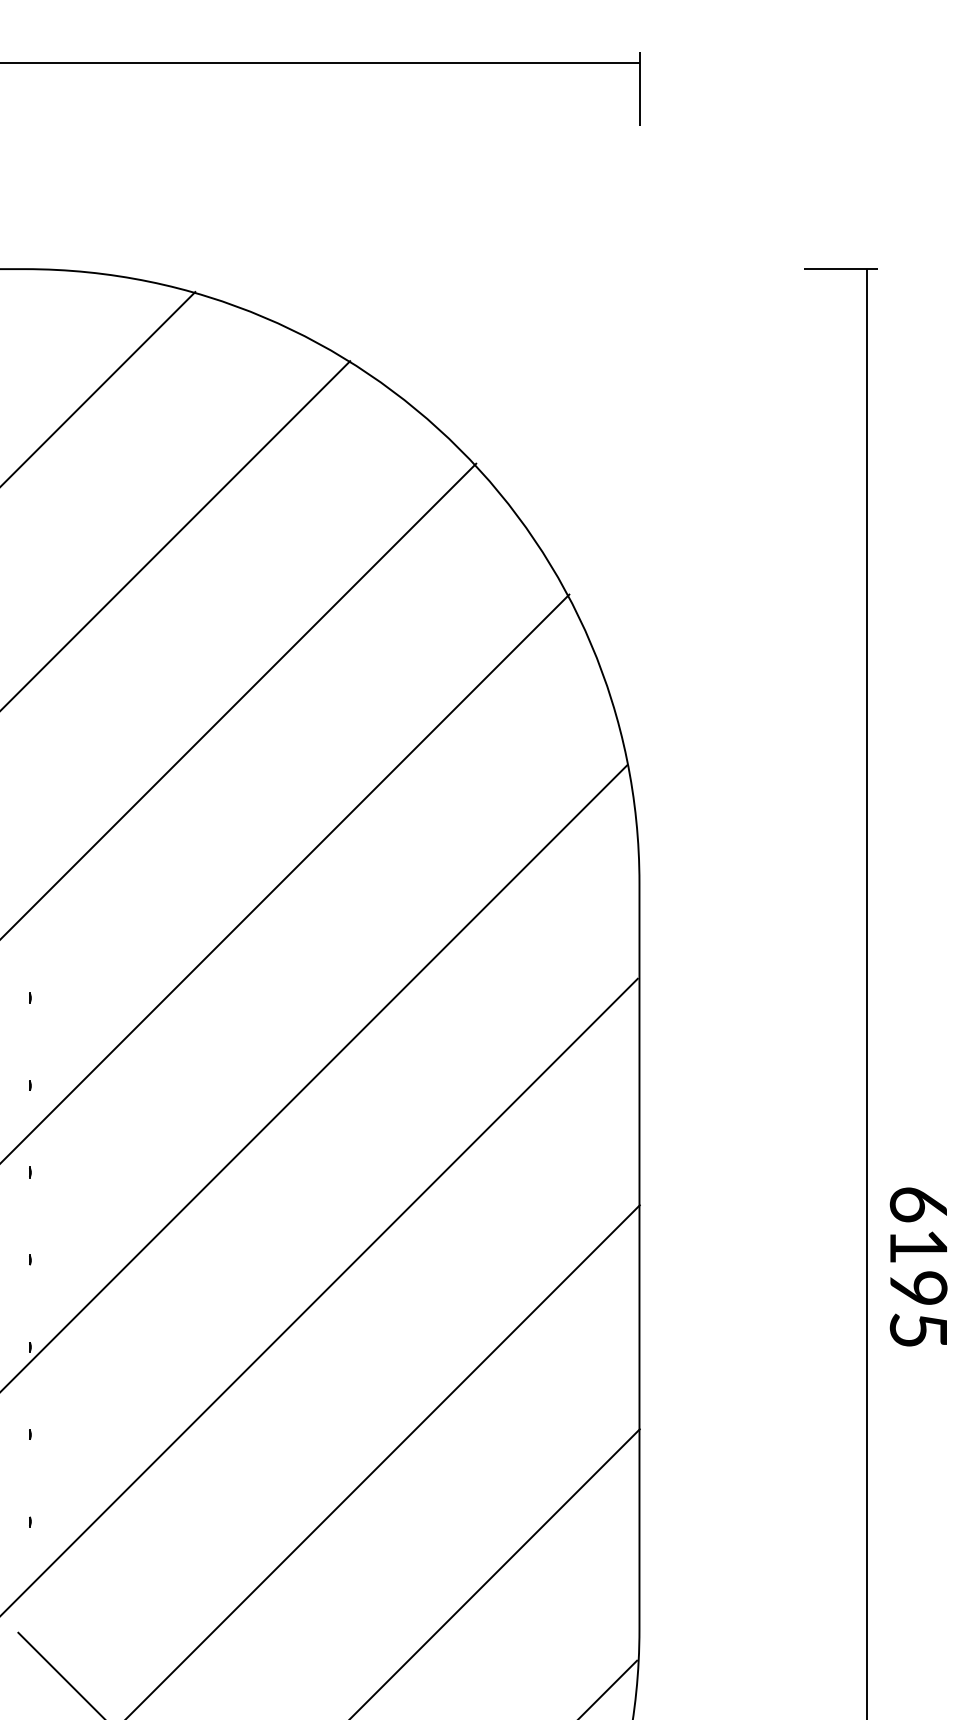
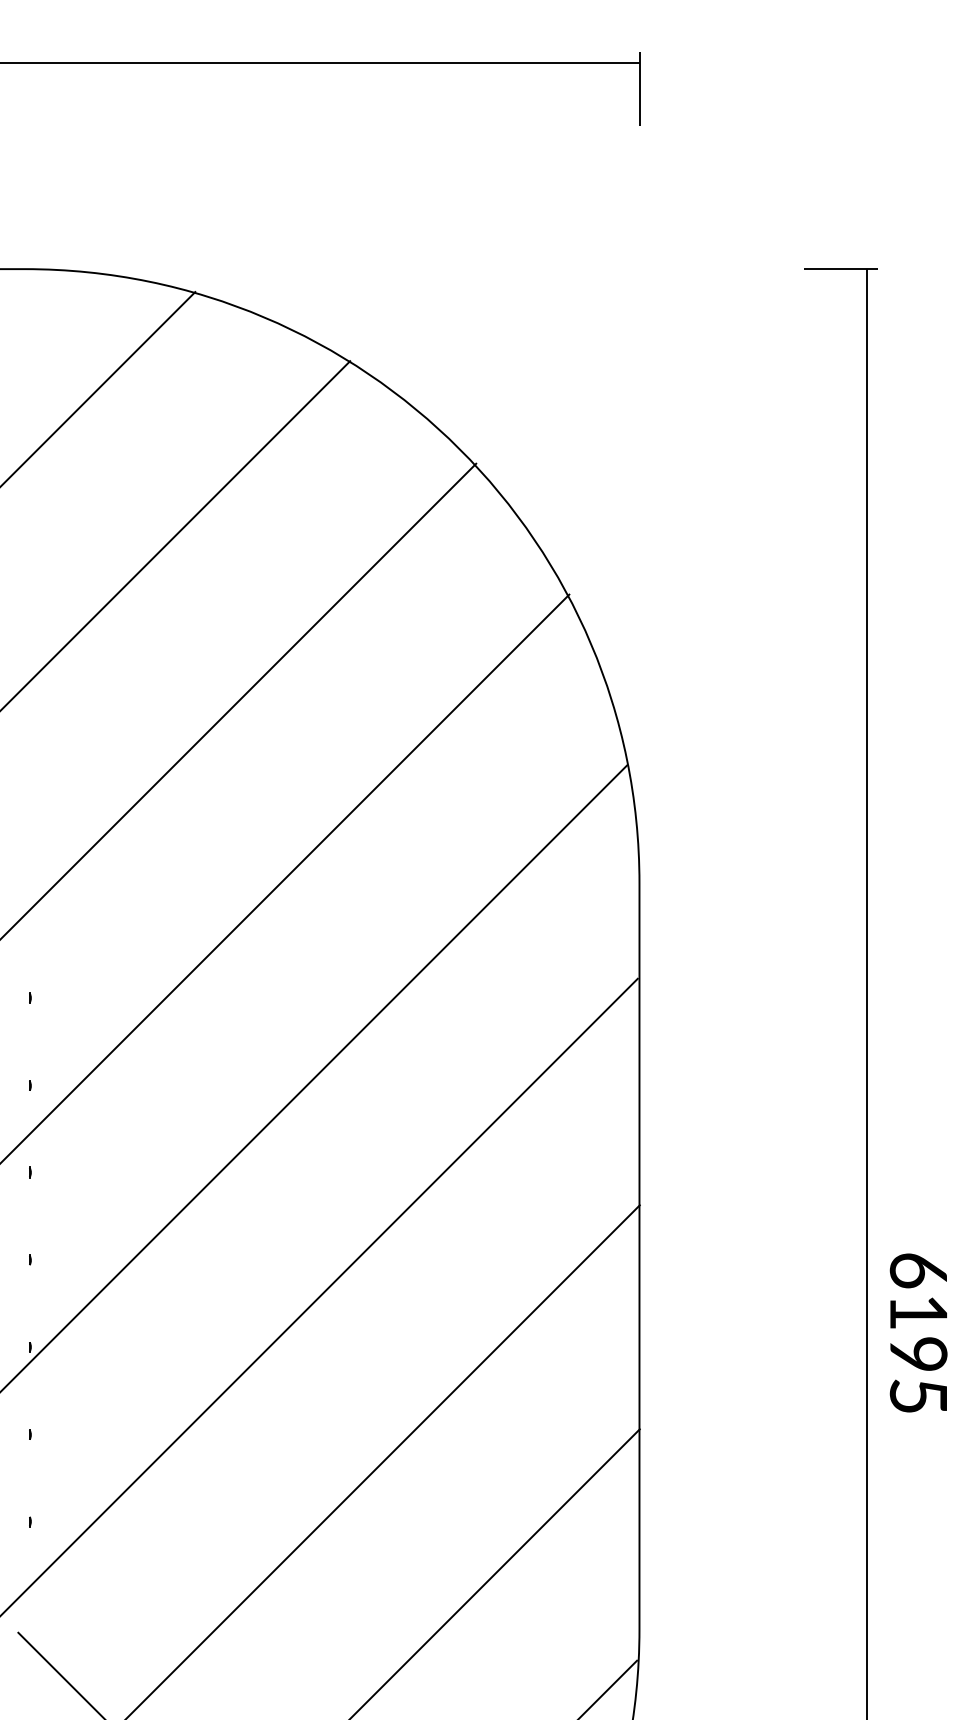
text position: (918, 1266) -> (918, 1332) (918, 1332)
